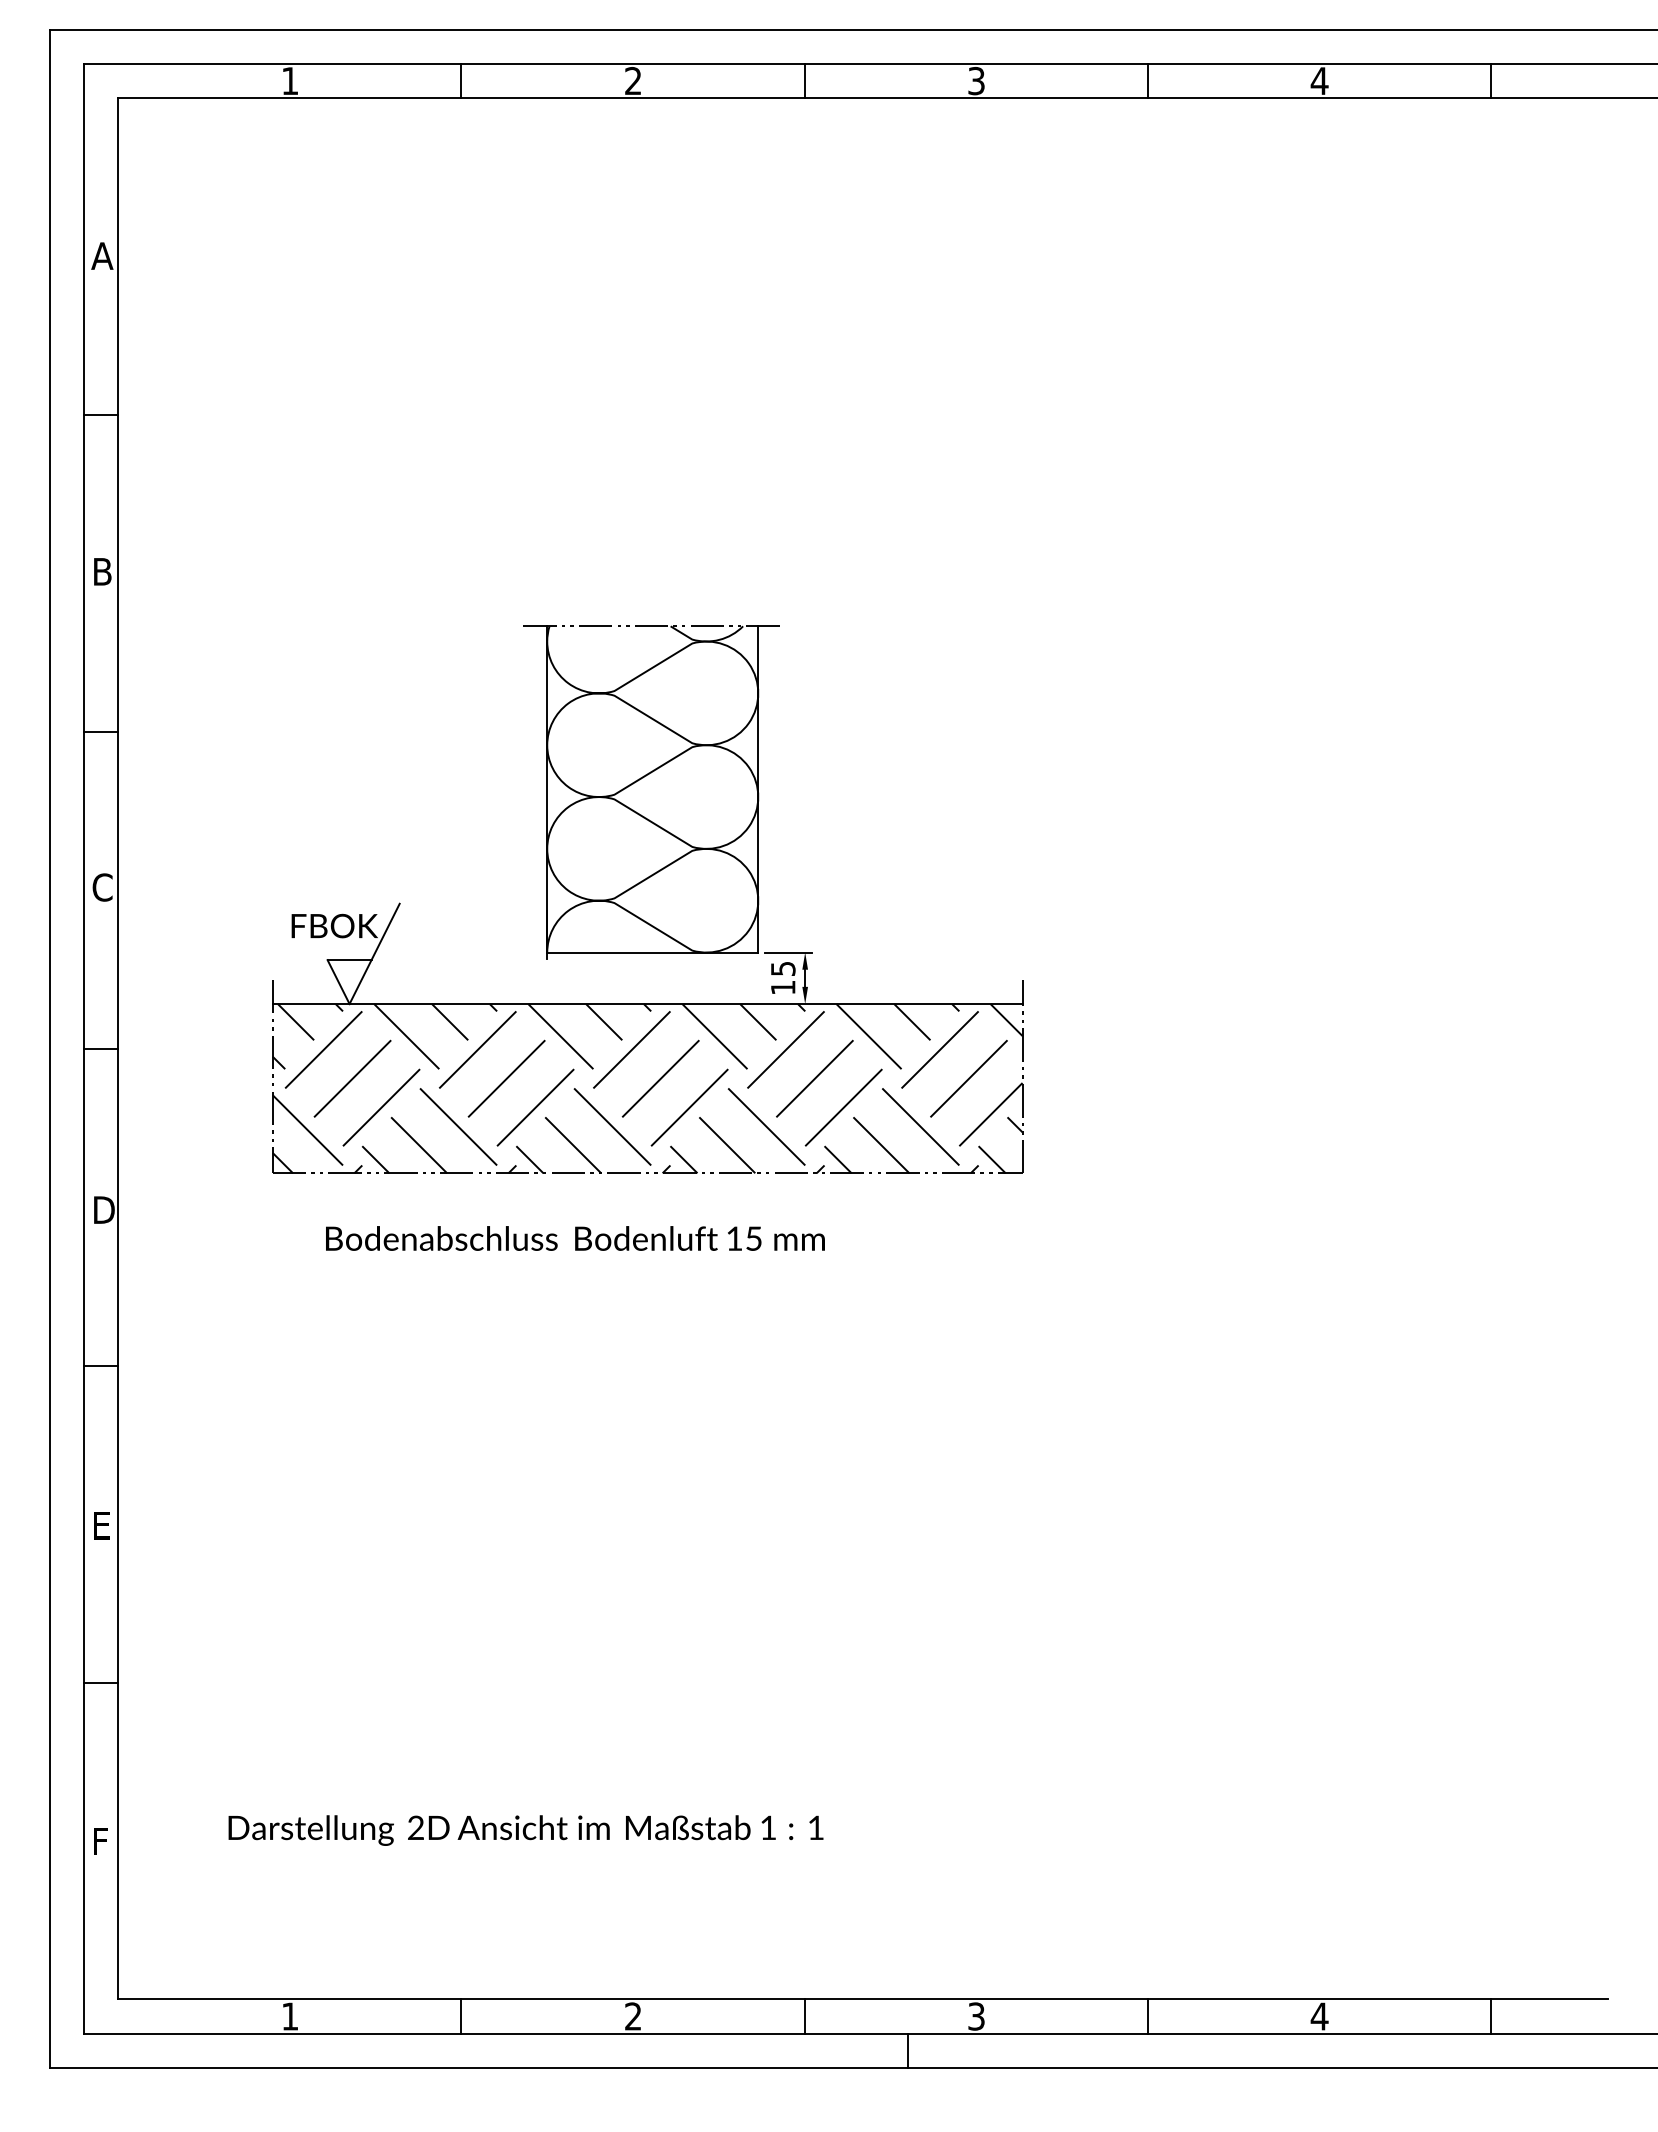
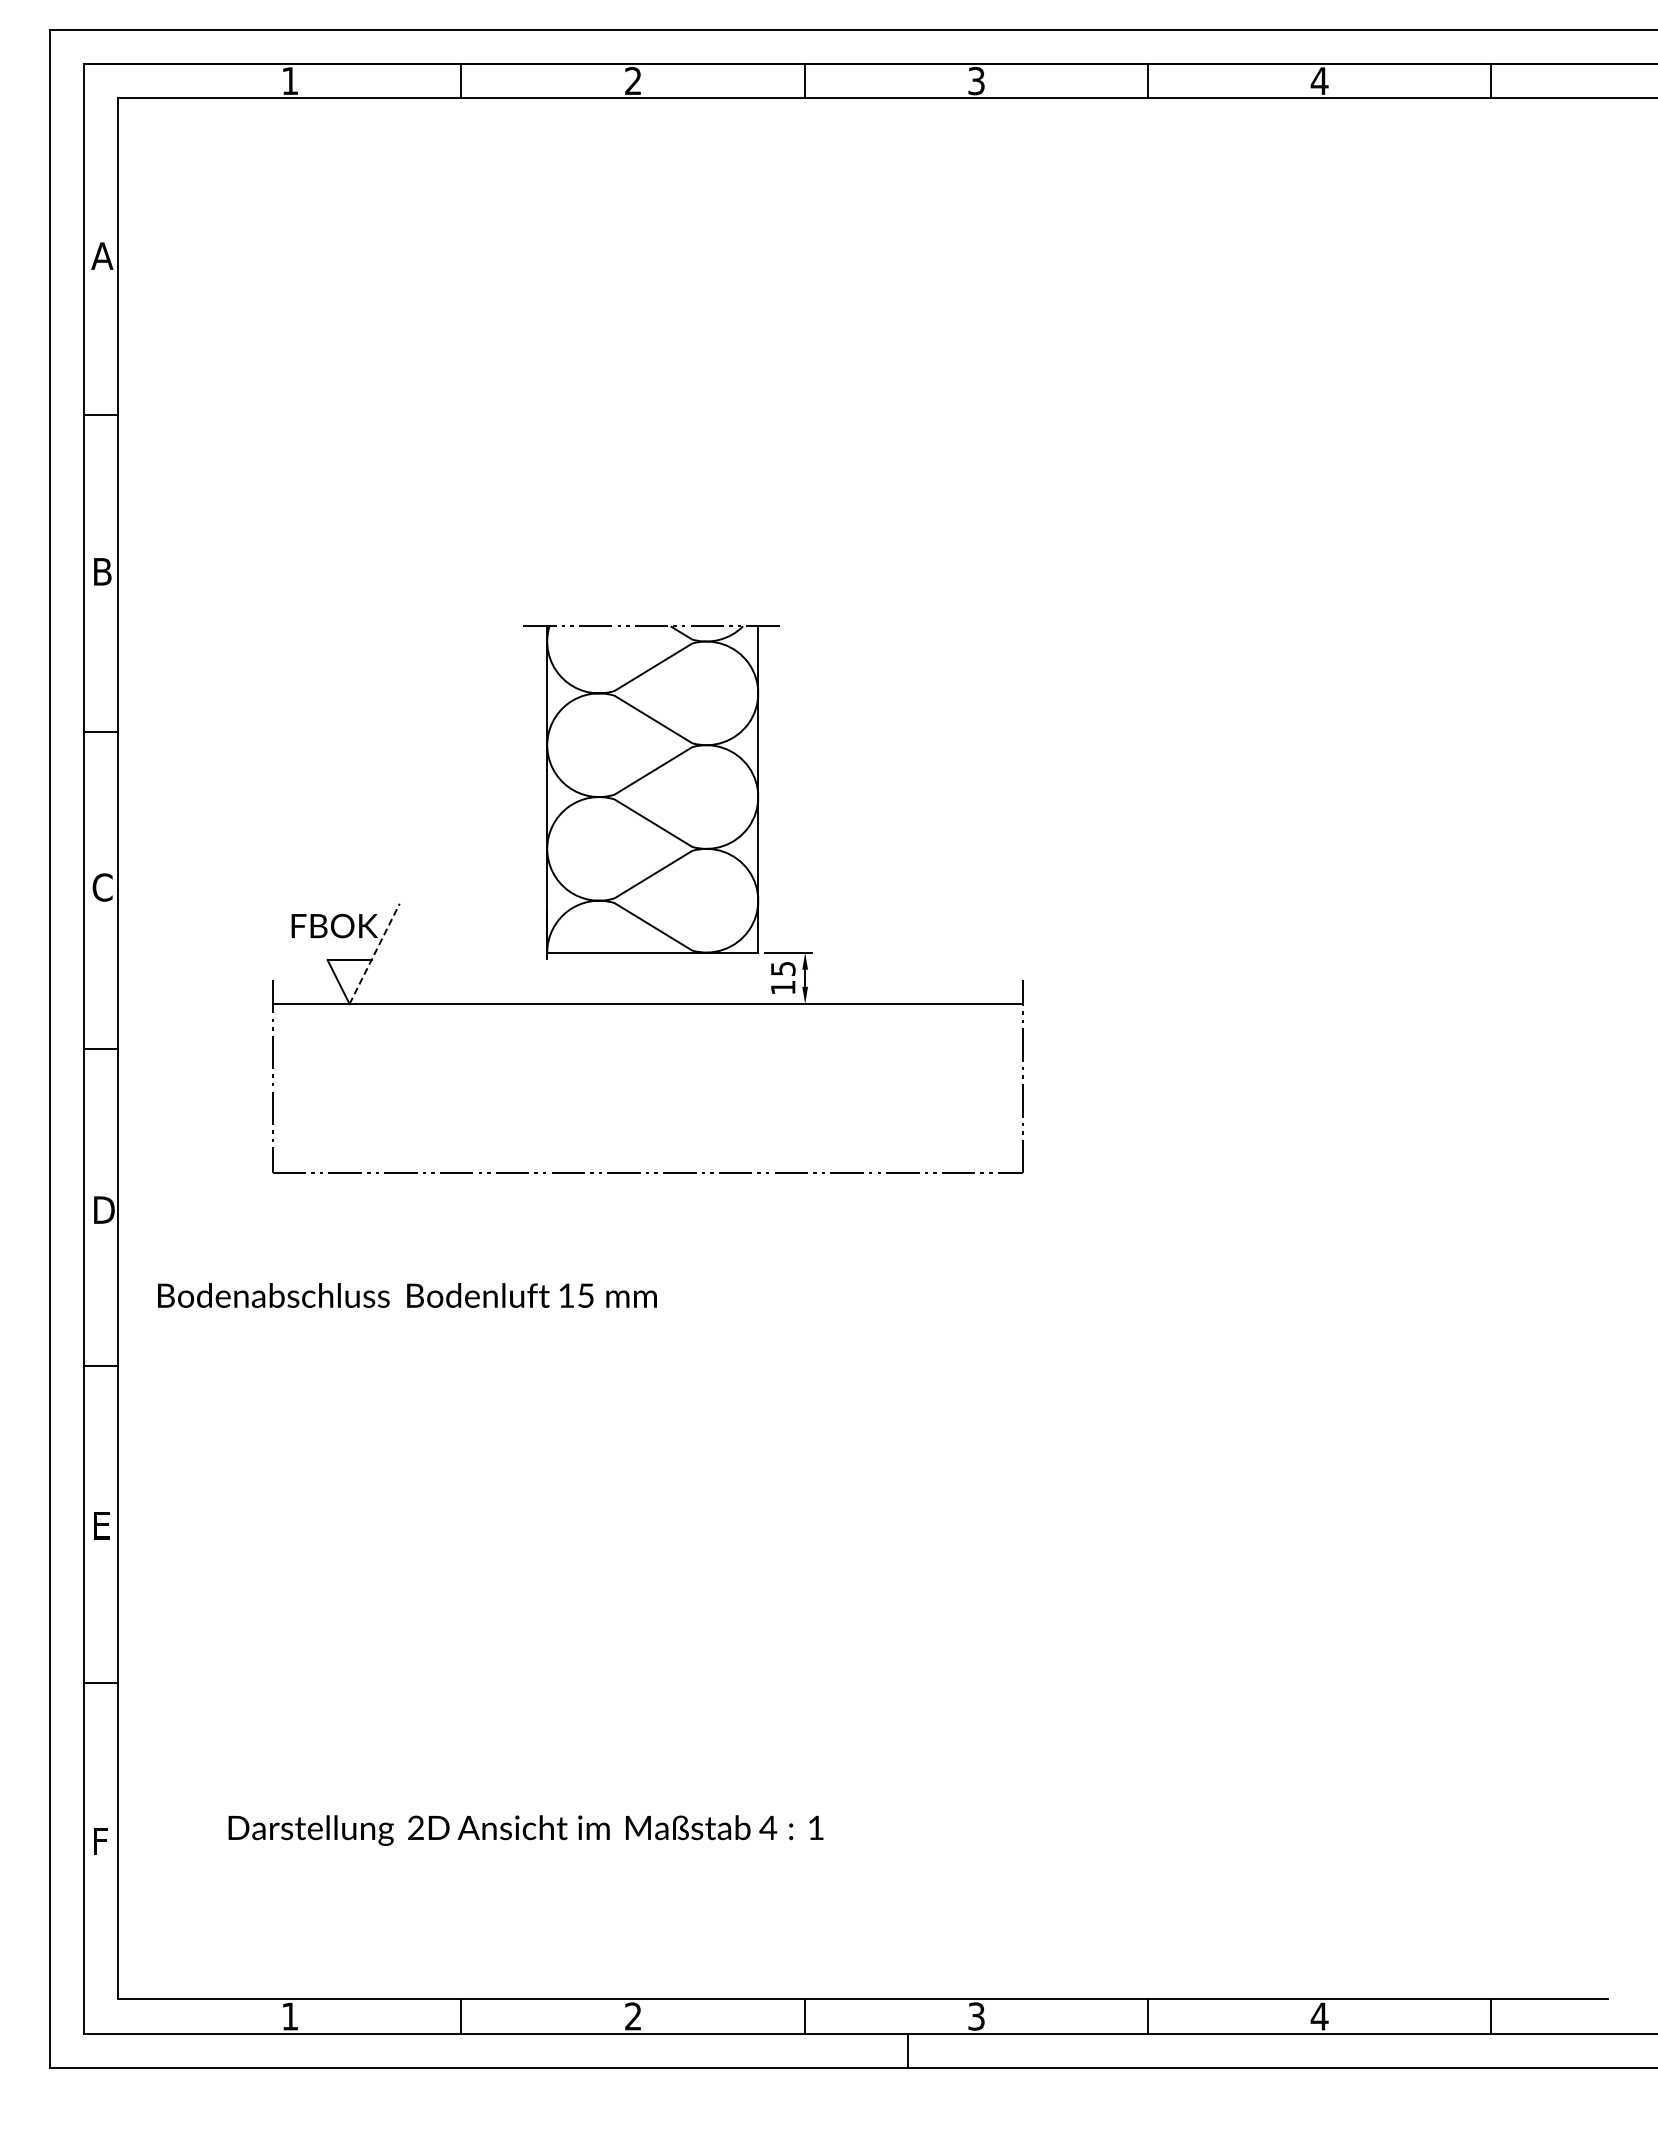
line: solid -> dashed (374, 953)
hatch: present -> none (647, 1088)
text position: (575, 1238) -> (407, 1295) (407, 1295)
text: 1 -> 4 (768, 1827)
